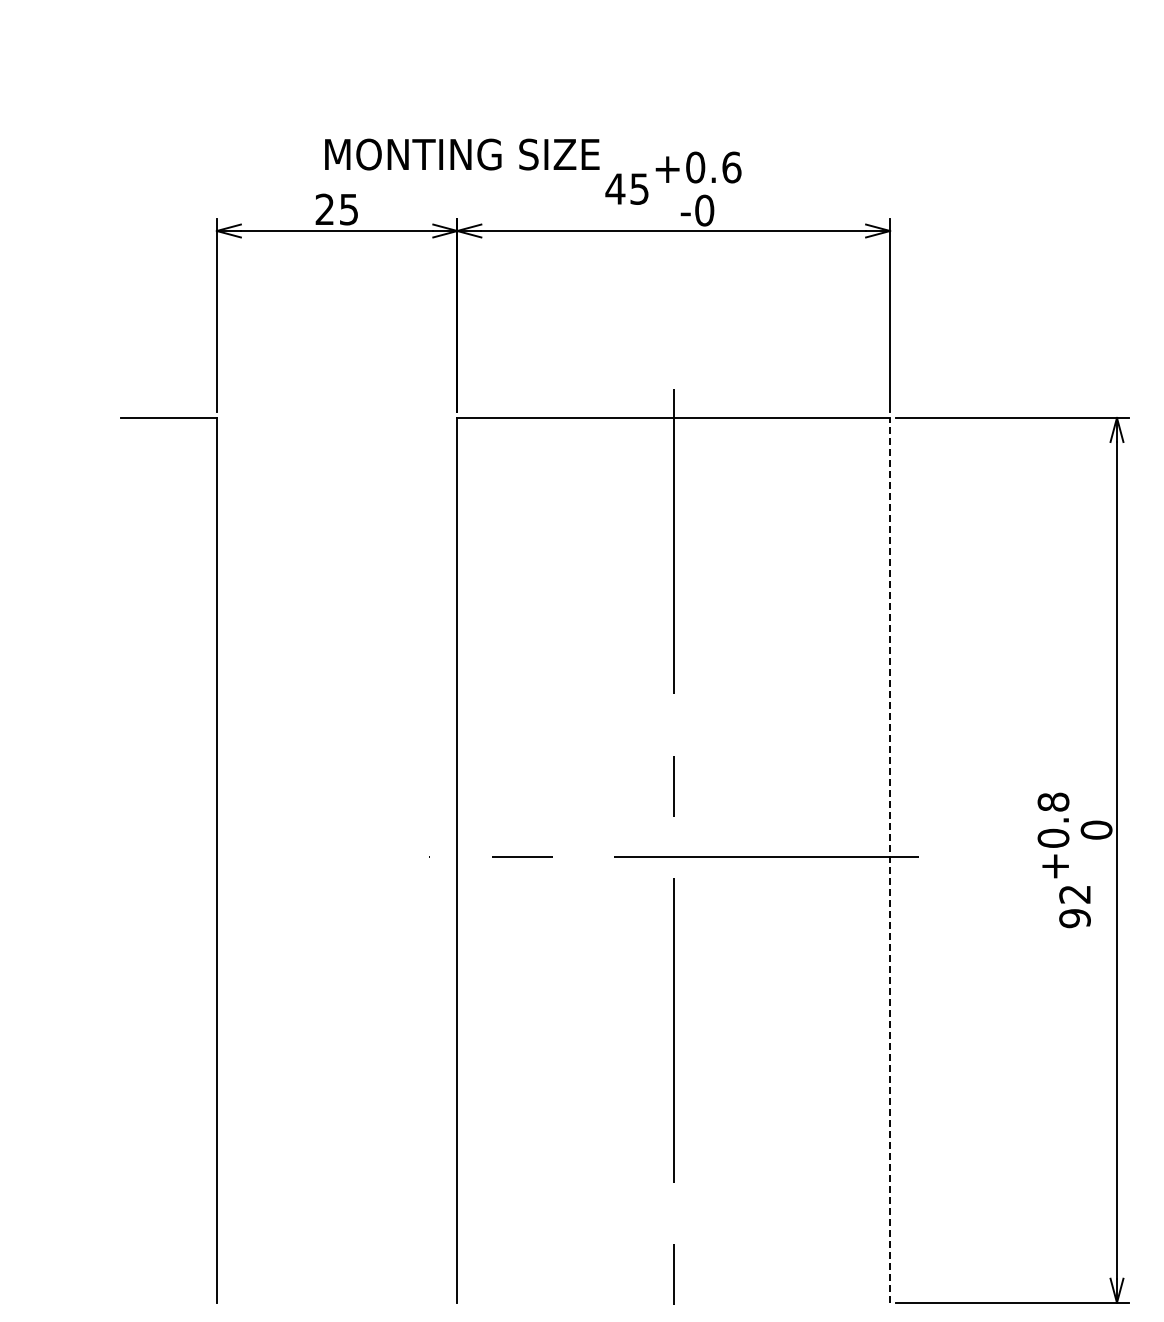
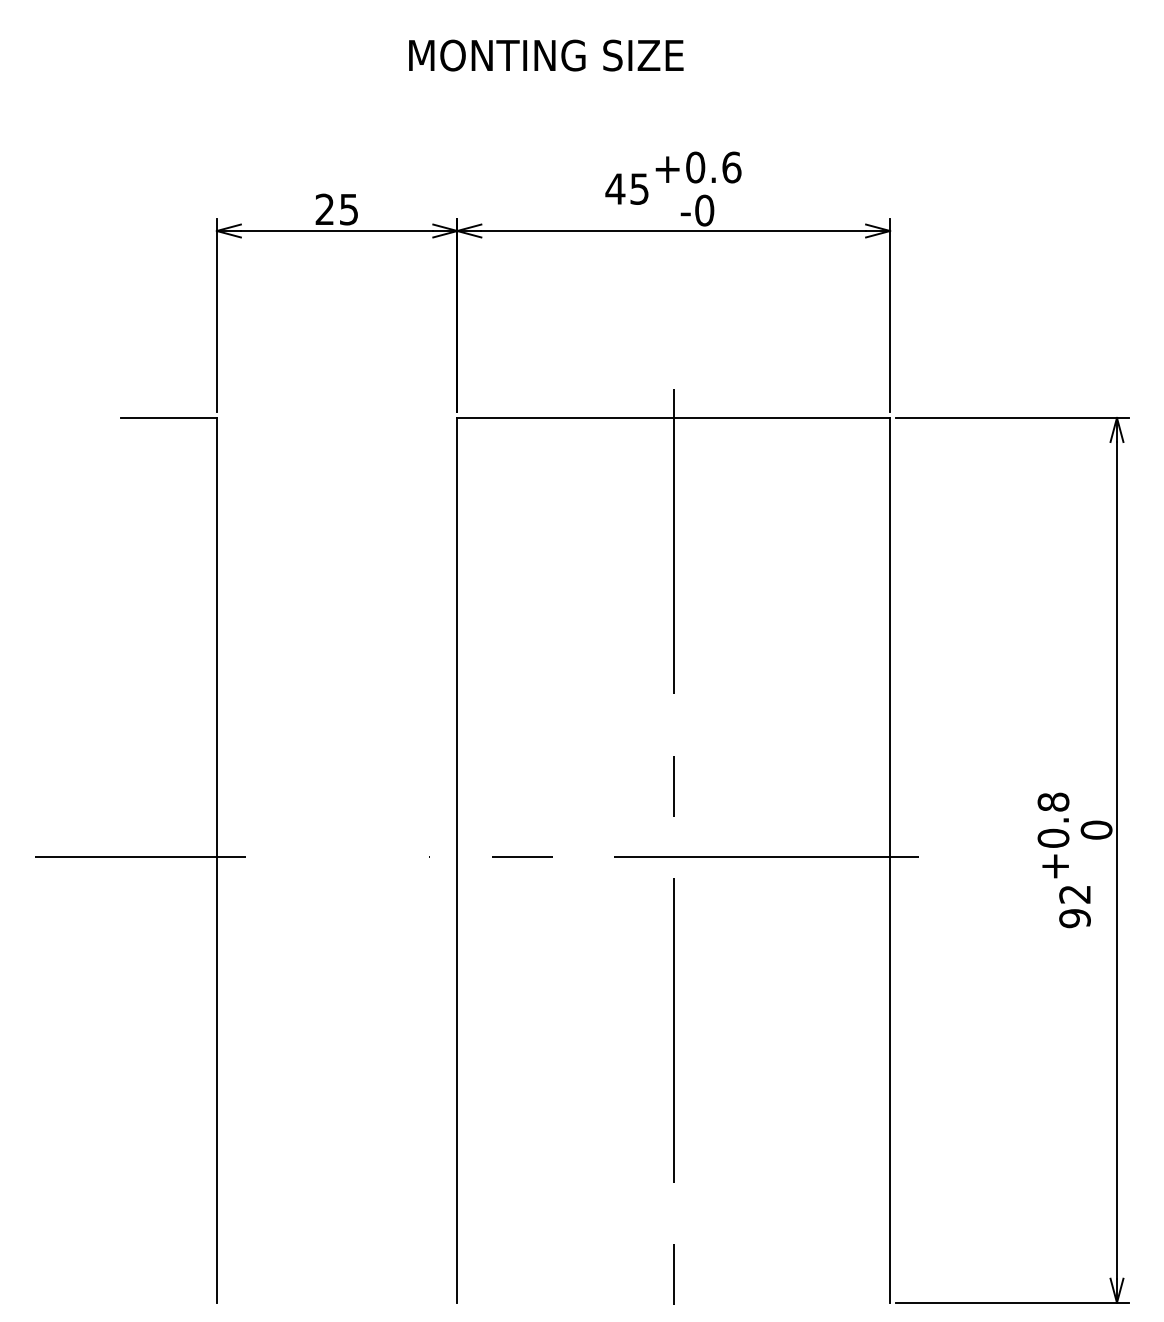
text position: (462, 154) -> (546, 55) (546, 55)
line: none -> present (139, 857)
line: dashed -> solid (890, 859)
